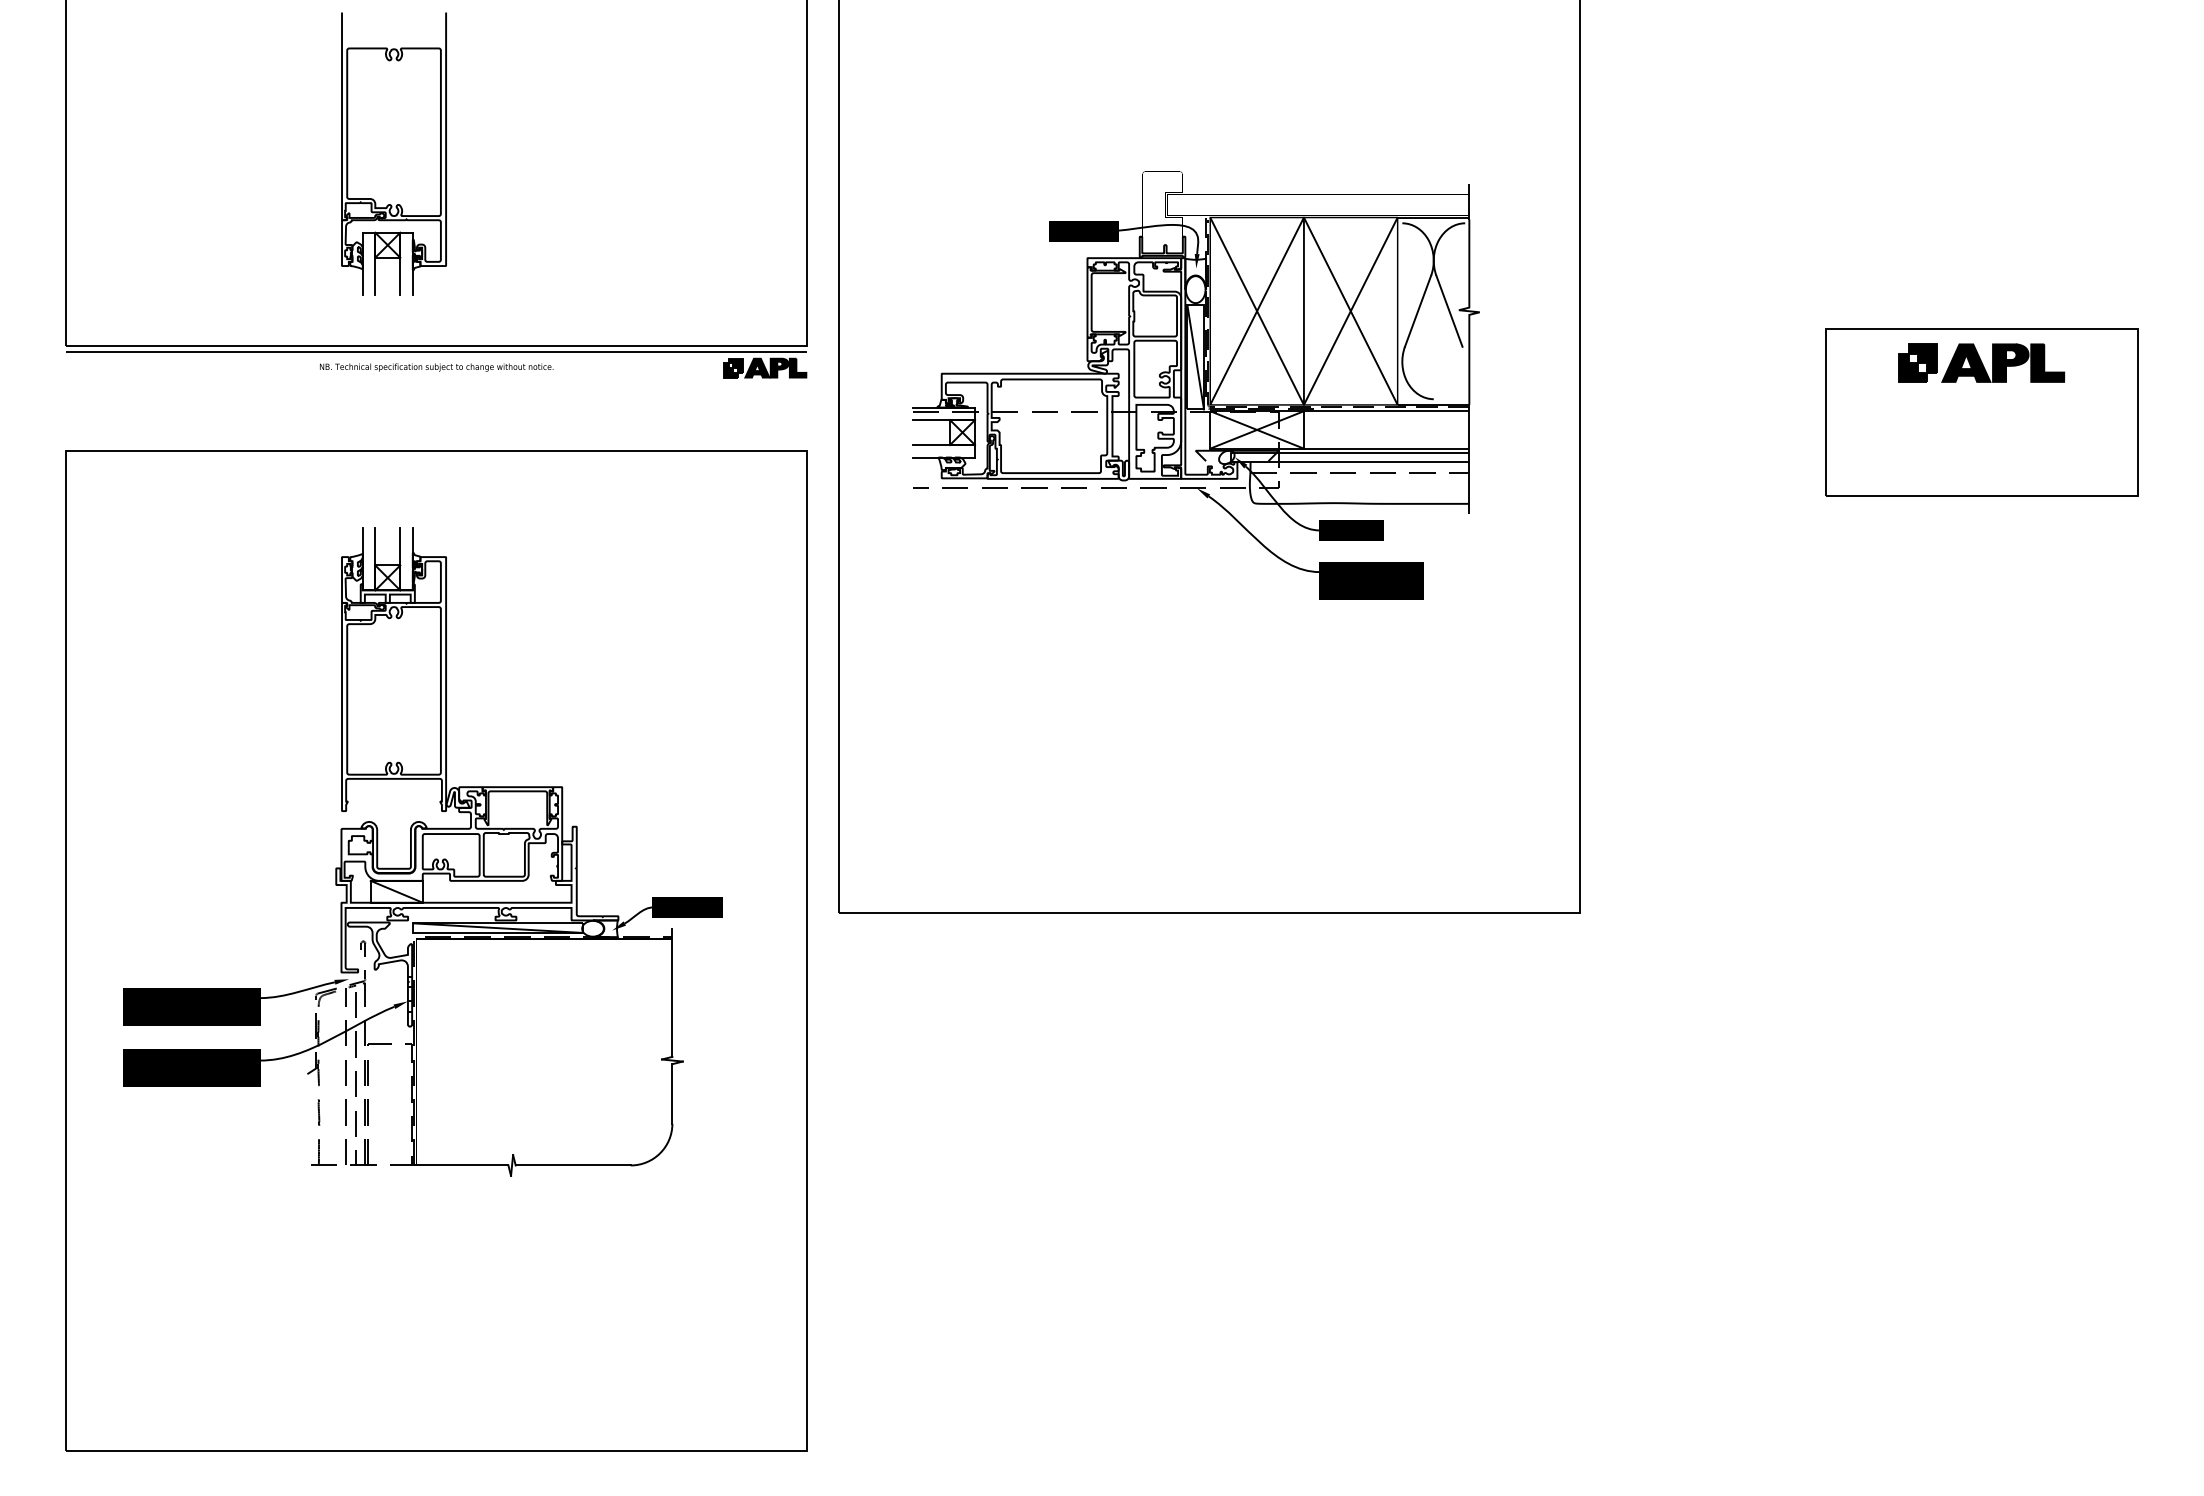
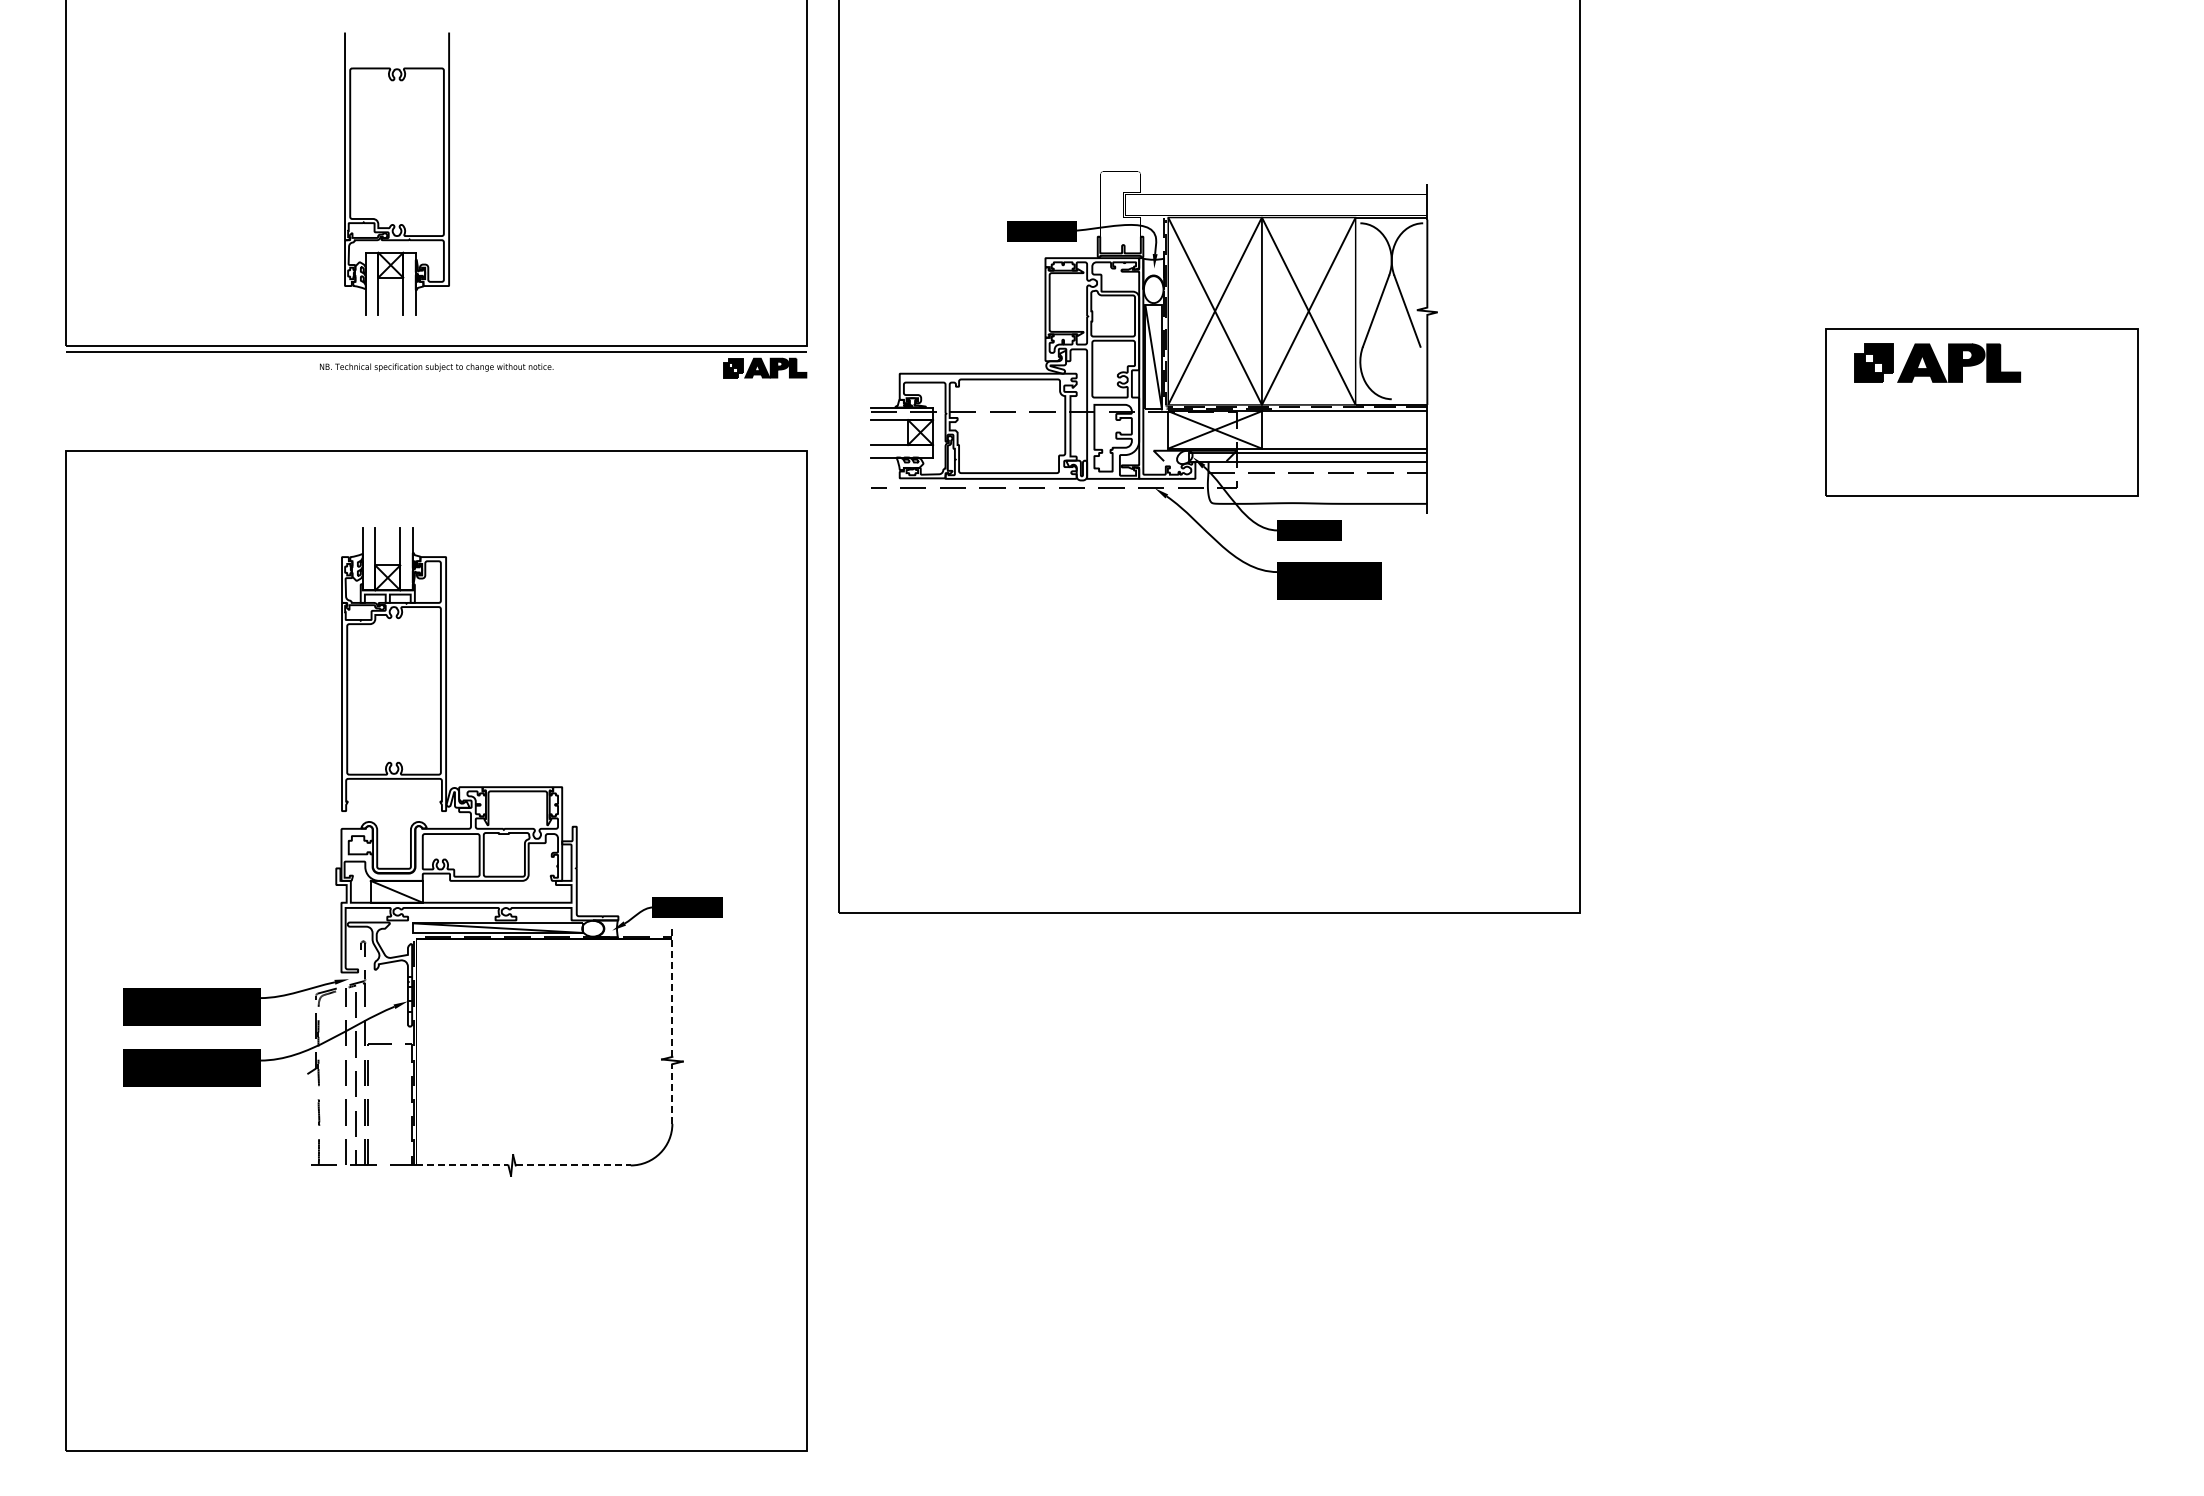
part position: (393, 153) -> (396, 173) (396, 173)
part position: (1981, 362) -> (1937, 362) (1937, 362)
part position: (1195, 385) -> (1153, 385) (1153, 385)
line: solid -> dashed (672, 992)
line: solid -> dashed (672, 1094)
line: solid -> dashed (462, 1165)
line: solid -> dashed (573, 1165)
